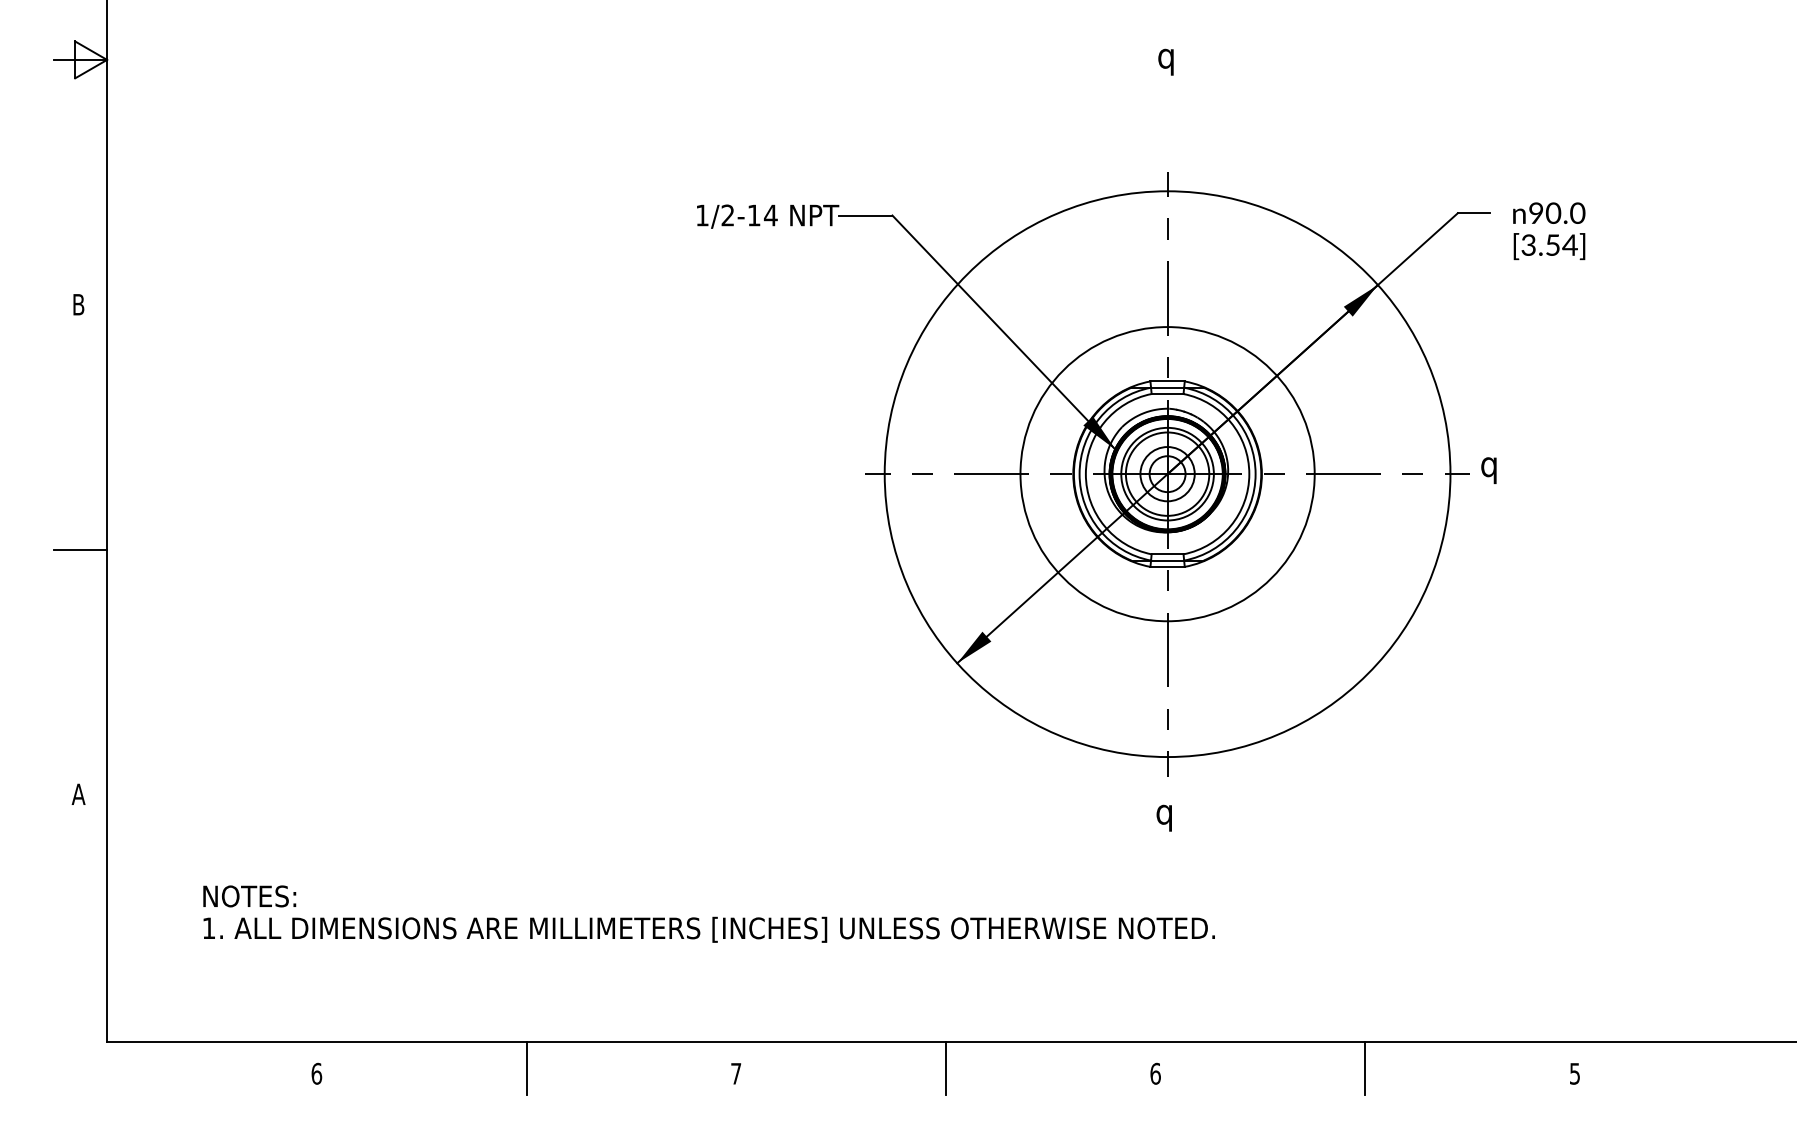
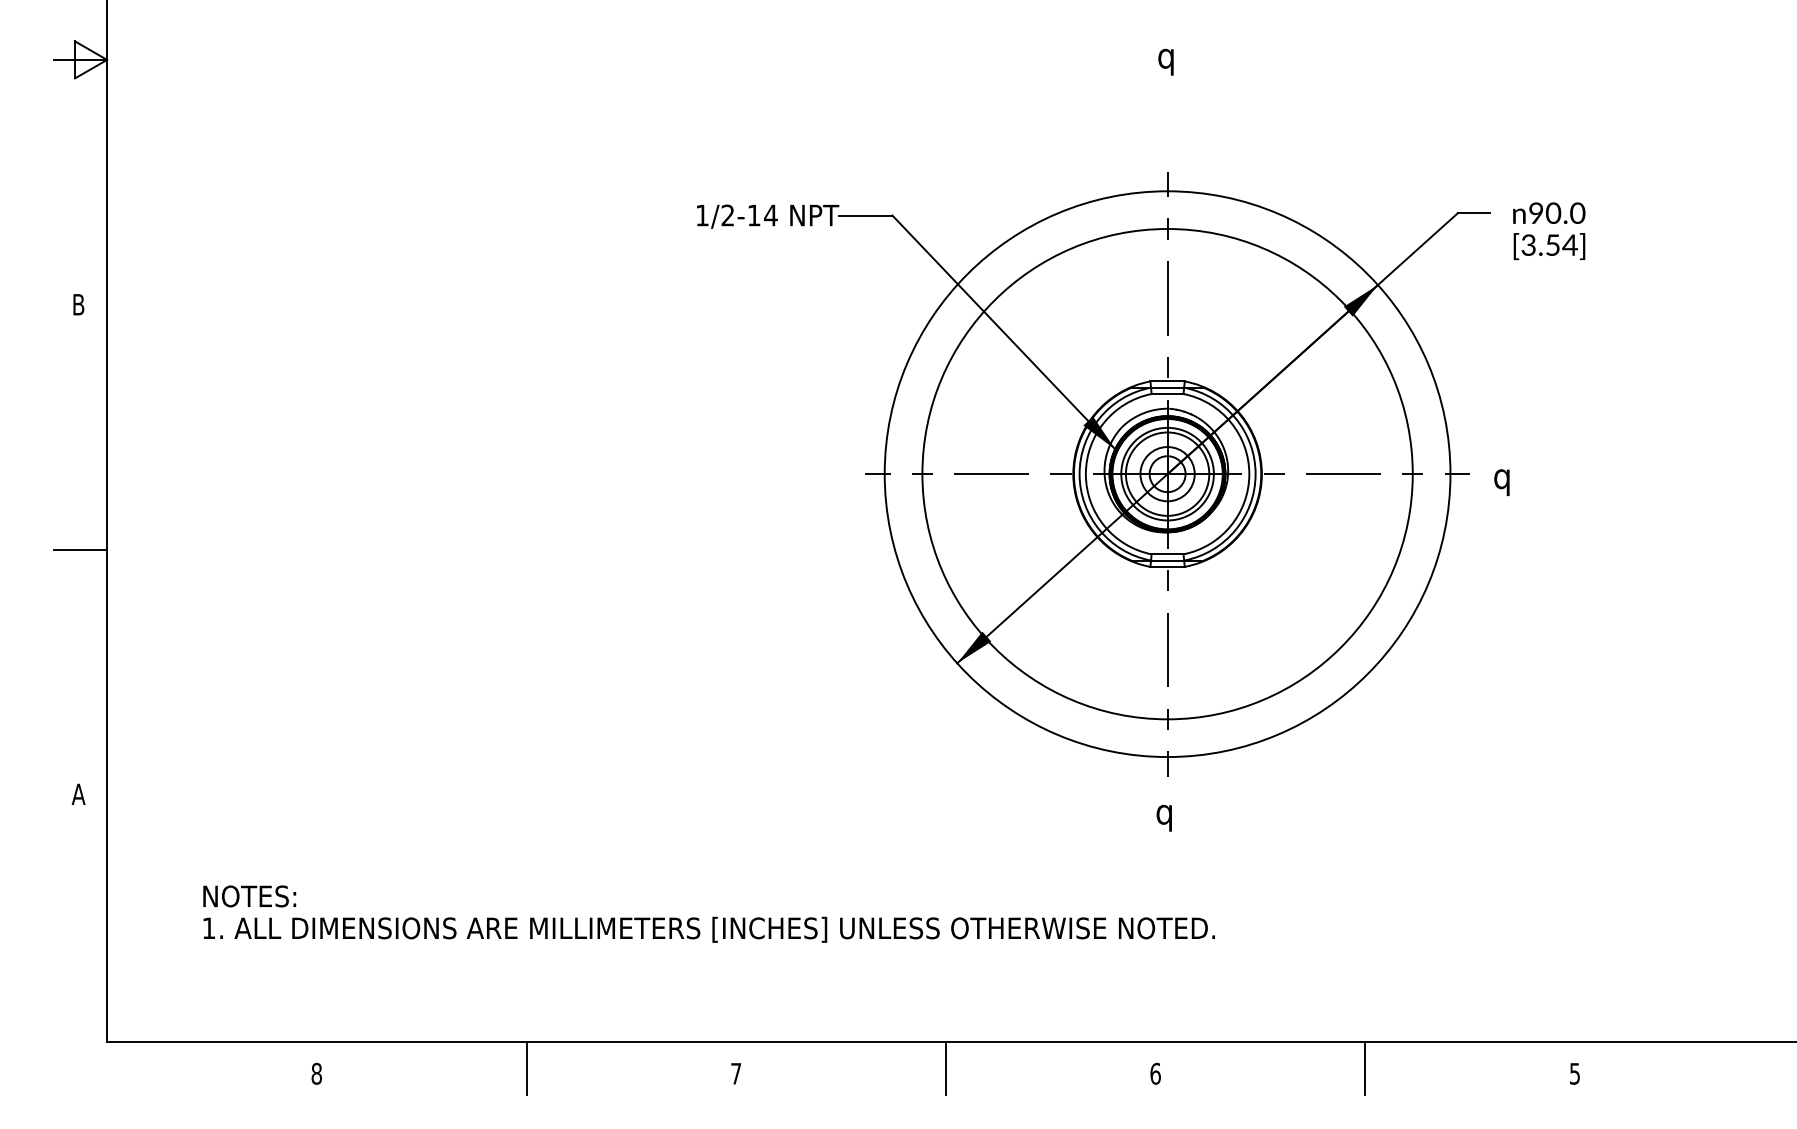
text position: (1488, 470) -> (1501, 482) (1501, 482)
circle diameter: 294 px -> 490 px (1167, 474)
text: 6 -> 8 (316, 1073)
